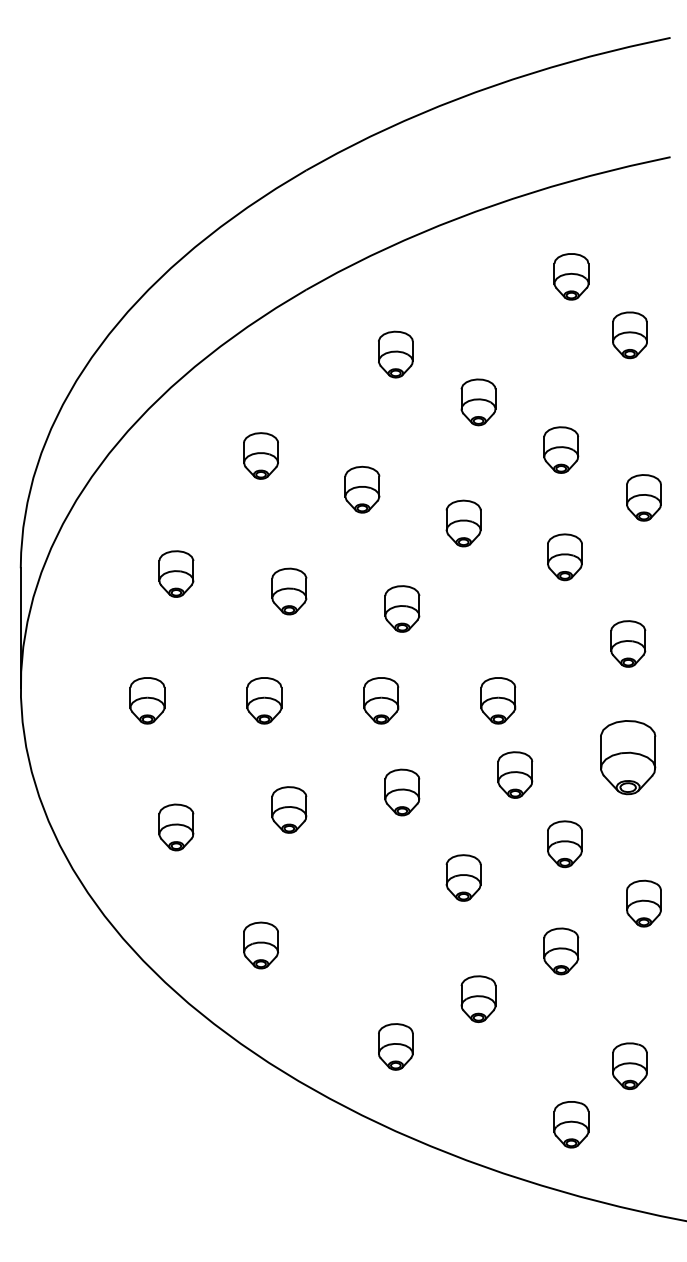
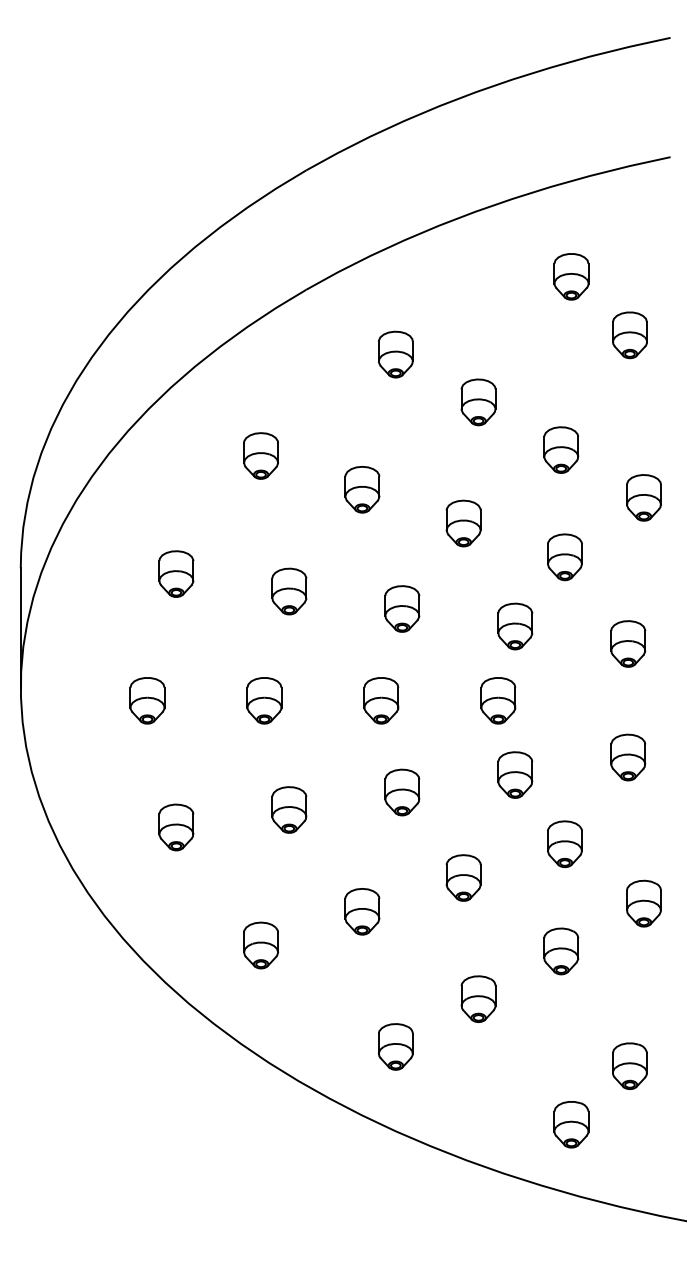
part: none -> present (515, 626)
part size: 57x76 px -> 37x49 px (628, 757)
part: none -> present (362, 911)
